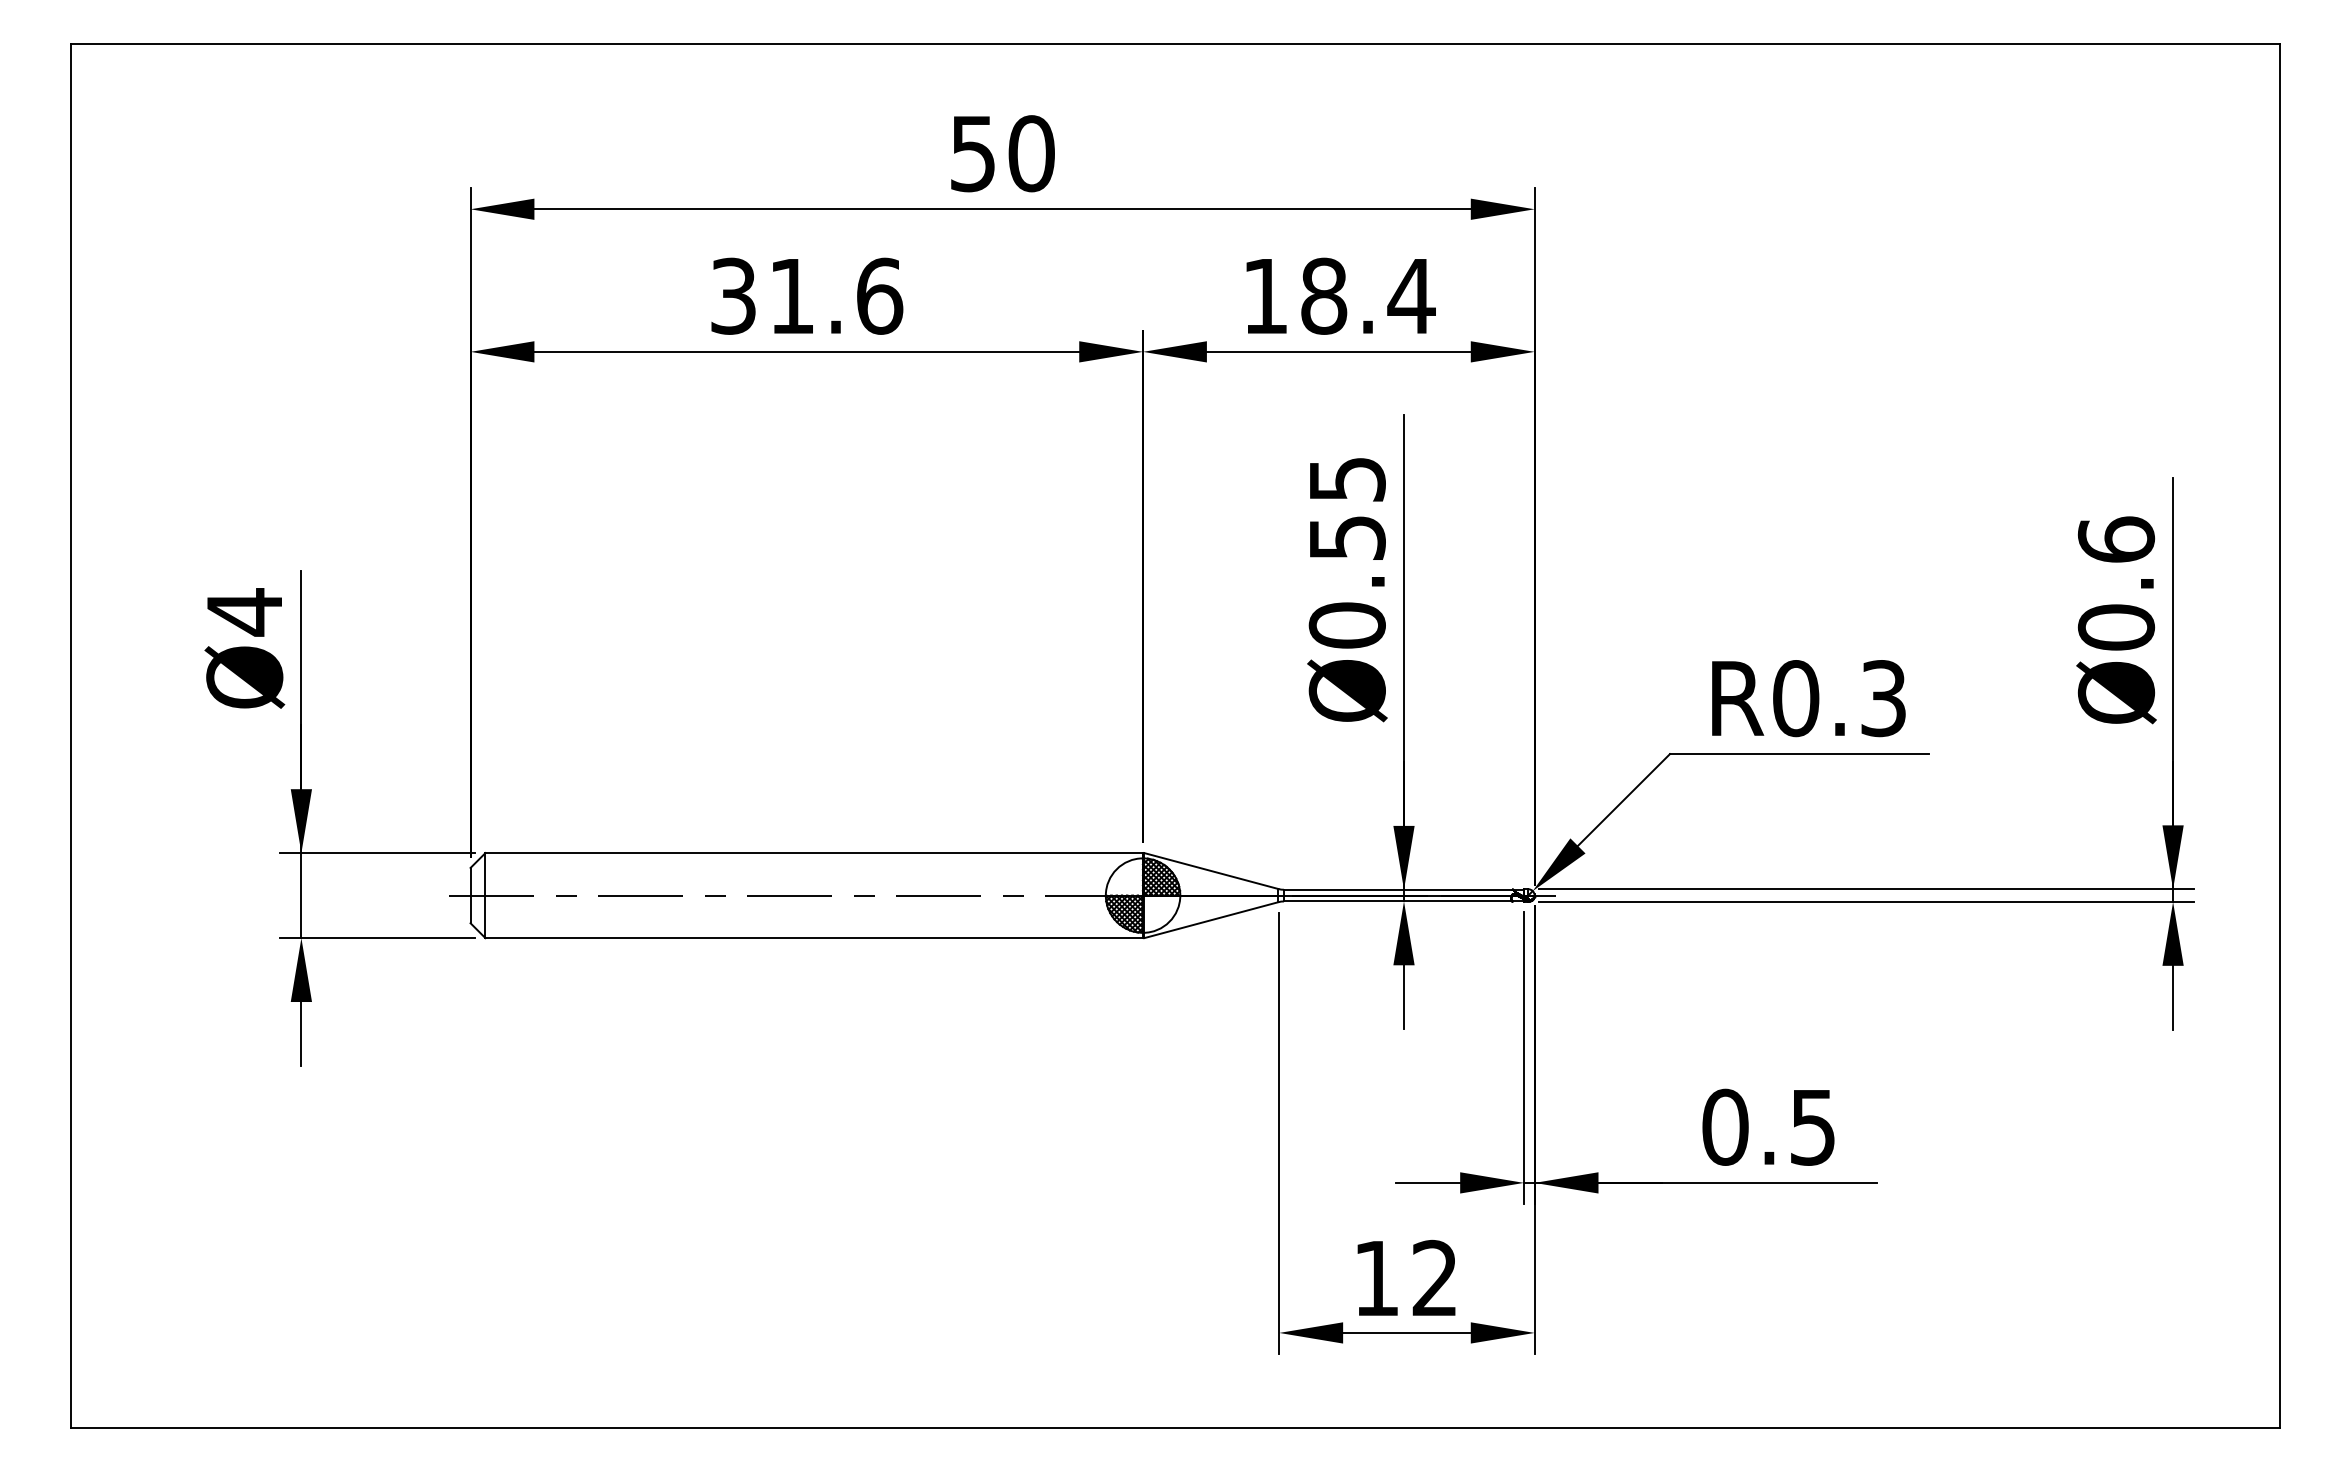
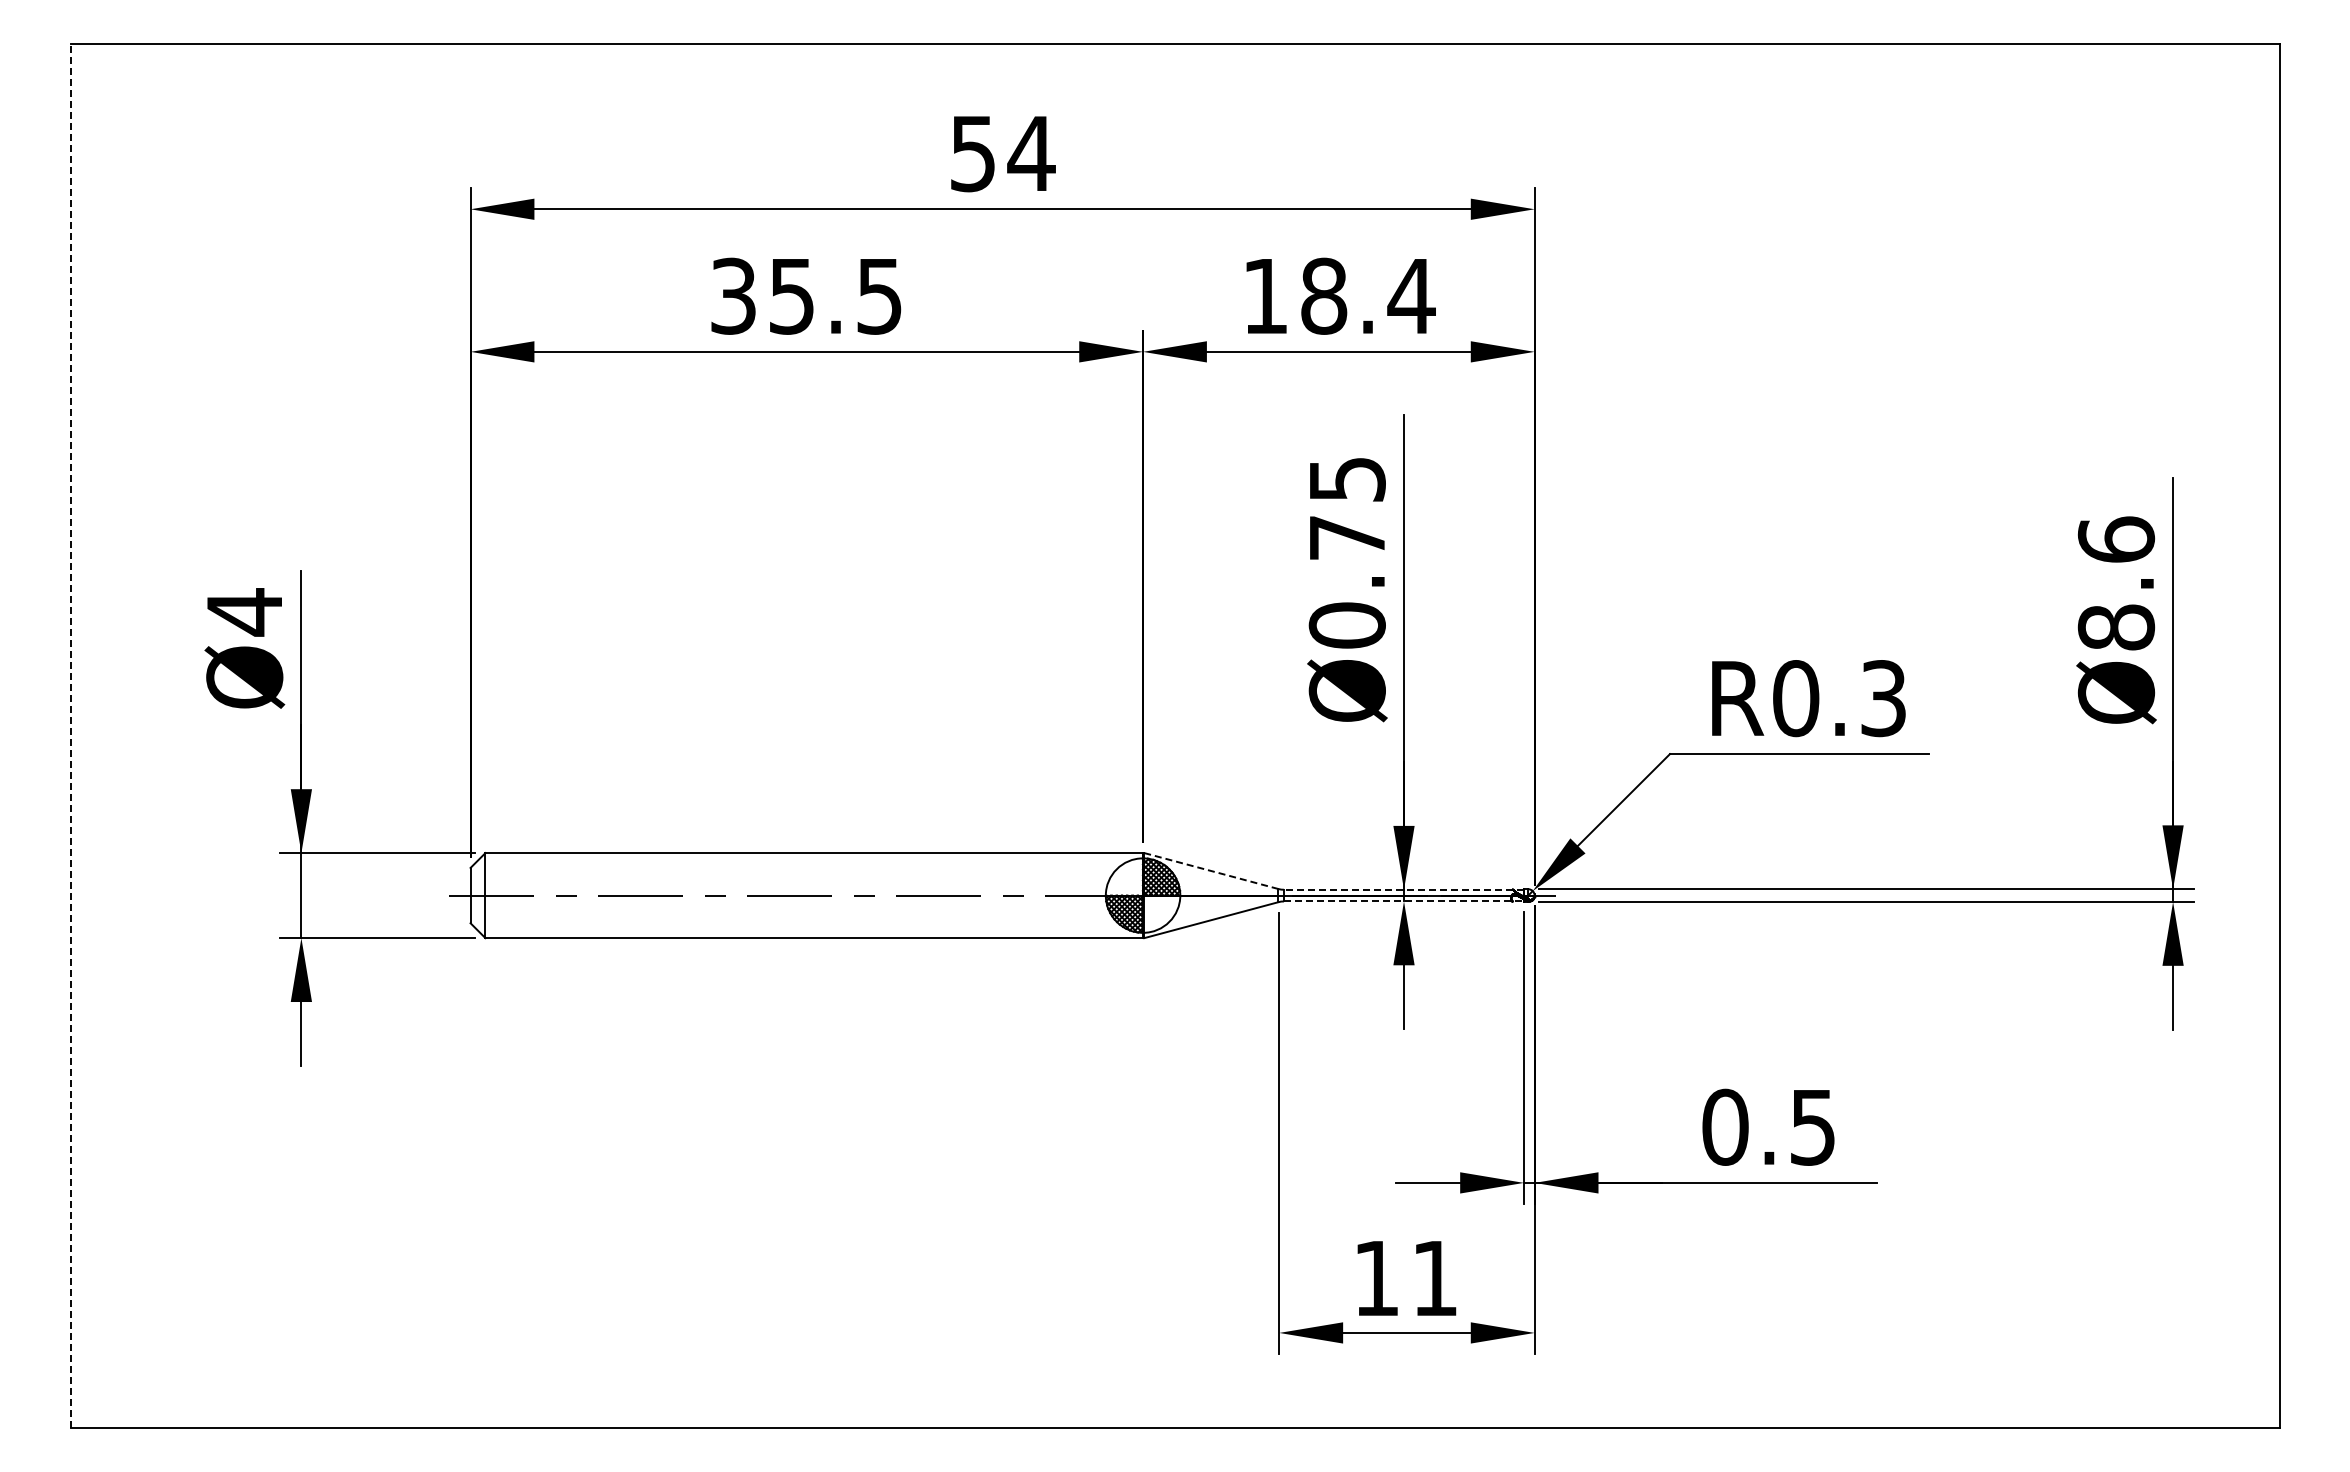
text: 50 -> 54 (1031, 153)
text: 31.6 -> 35.5 (836, 295)
text: Ø0.55 -> Ø0.75 (1347, 537)
text: Ø0.6 -> Ø8.6 (2116, 627)
line: solid -> dashed (70, 736)
line: solid -> dashed (1211, 871)
line: solid -> dashed (1403, 889)
line: solid -> dashed (1404, 901)
text: 12 -> 11 (1434, 1277)
